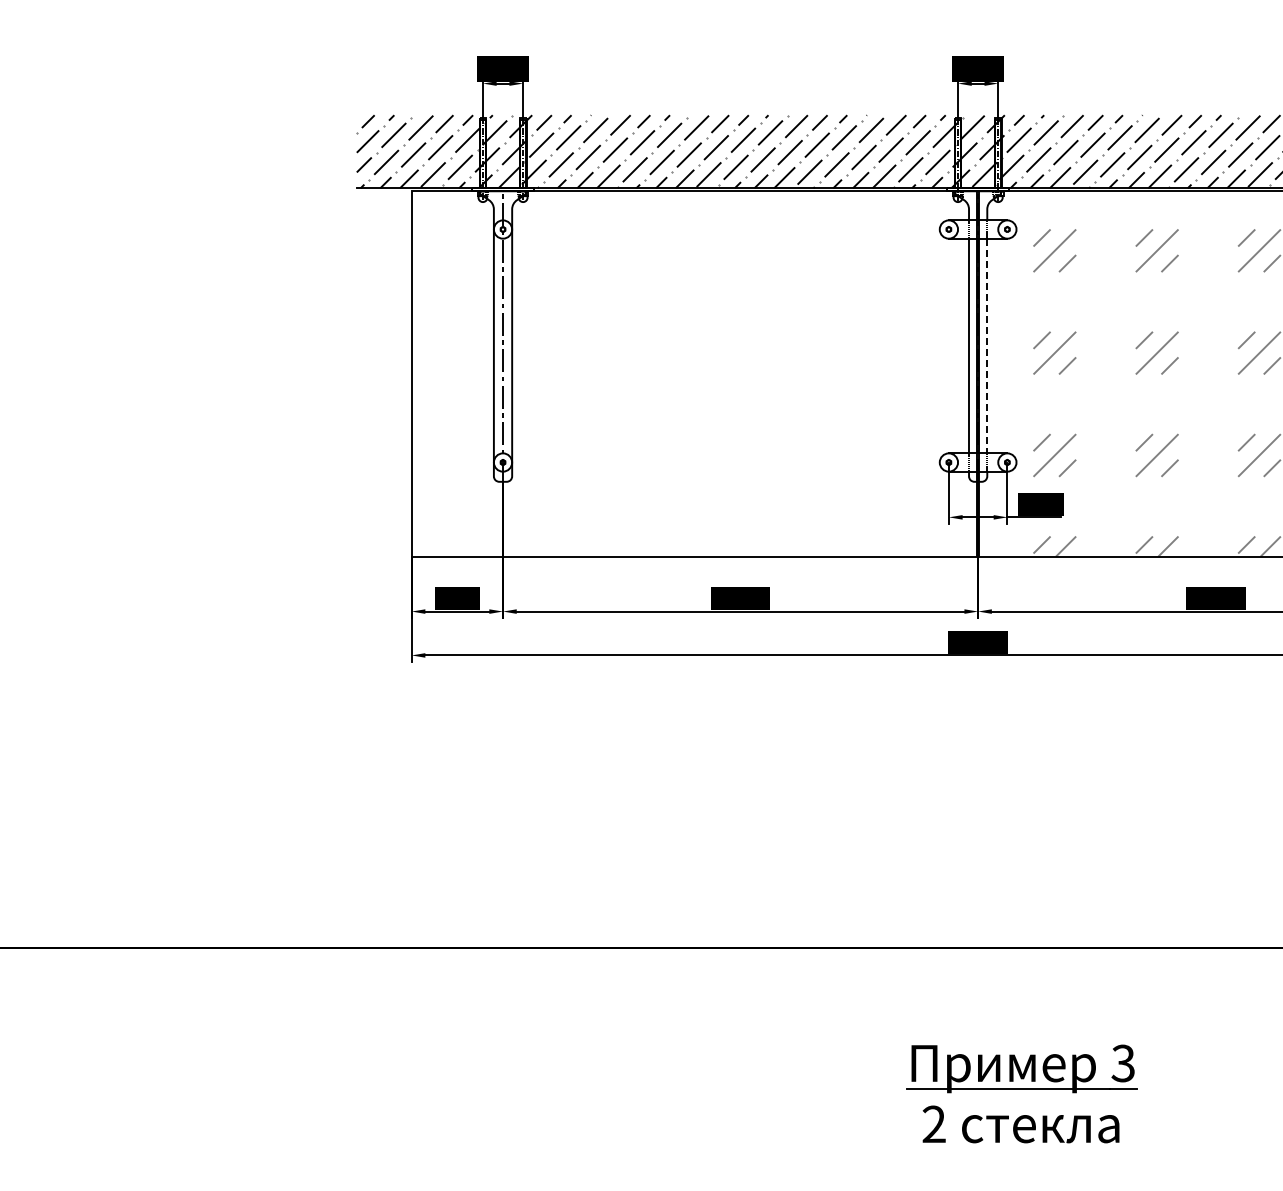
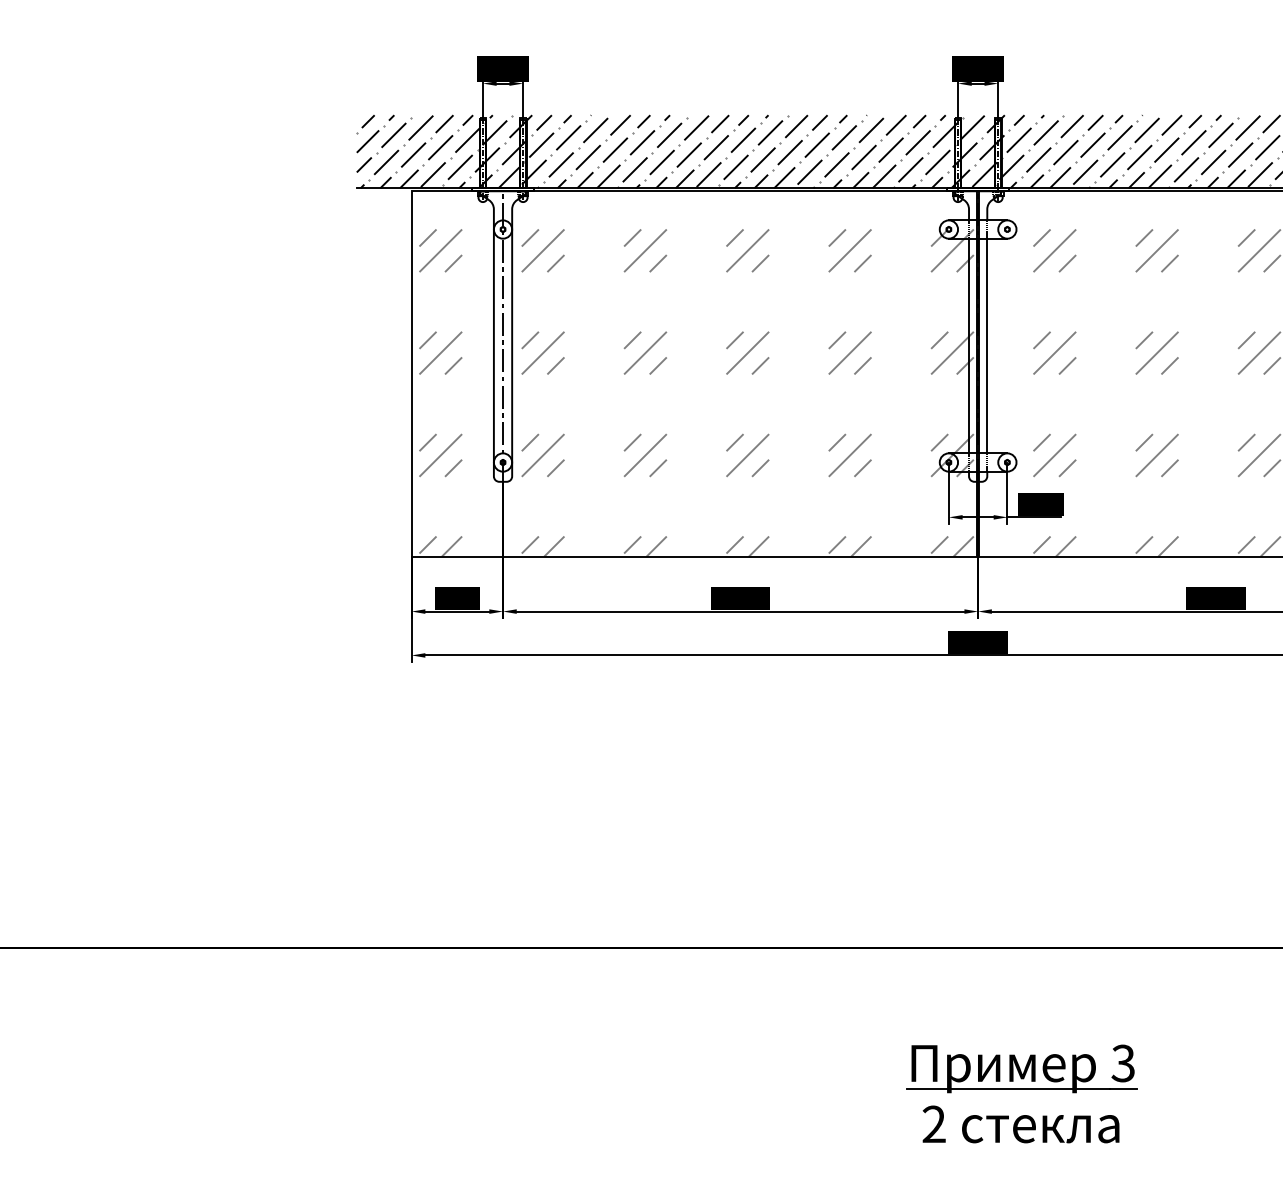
line: dashed -> solid (987, 346)
hatch: none -> present (696, 392)
